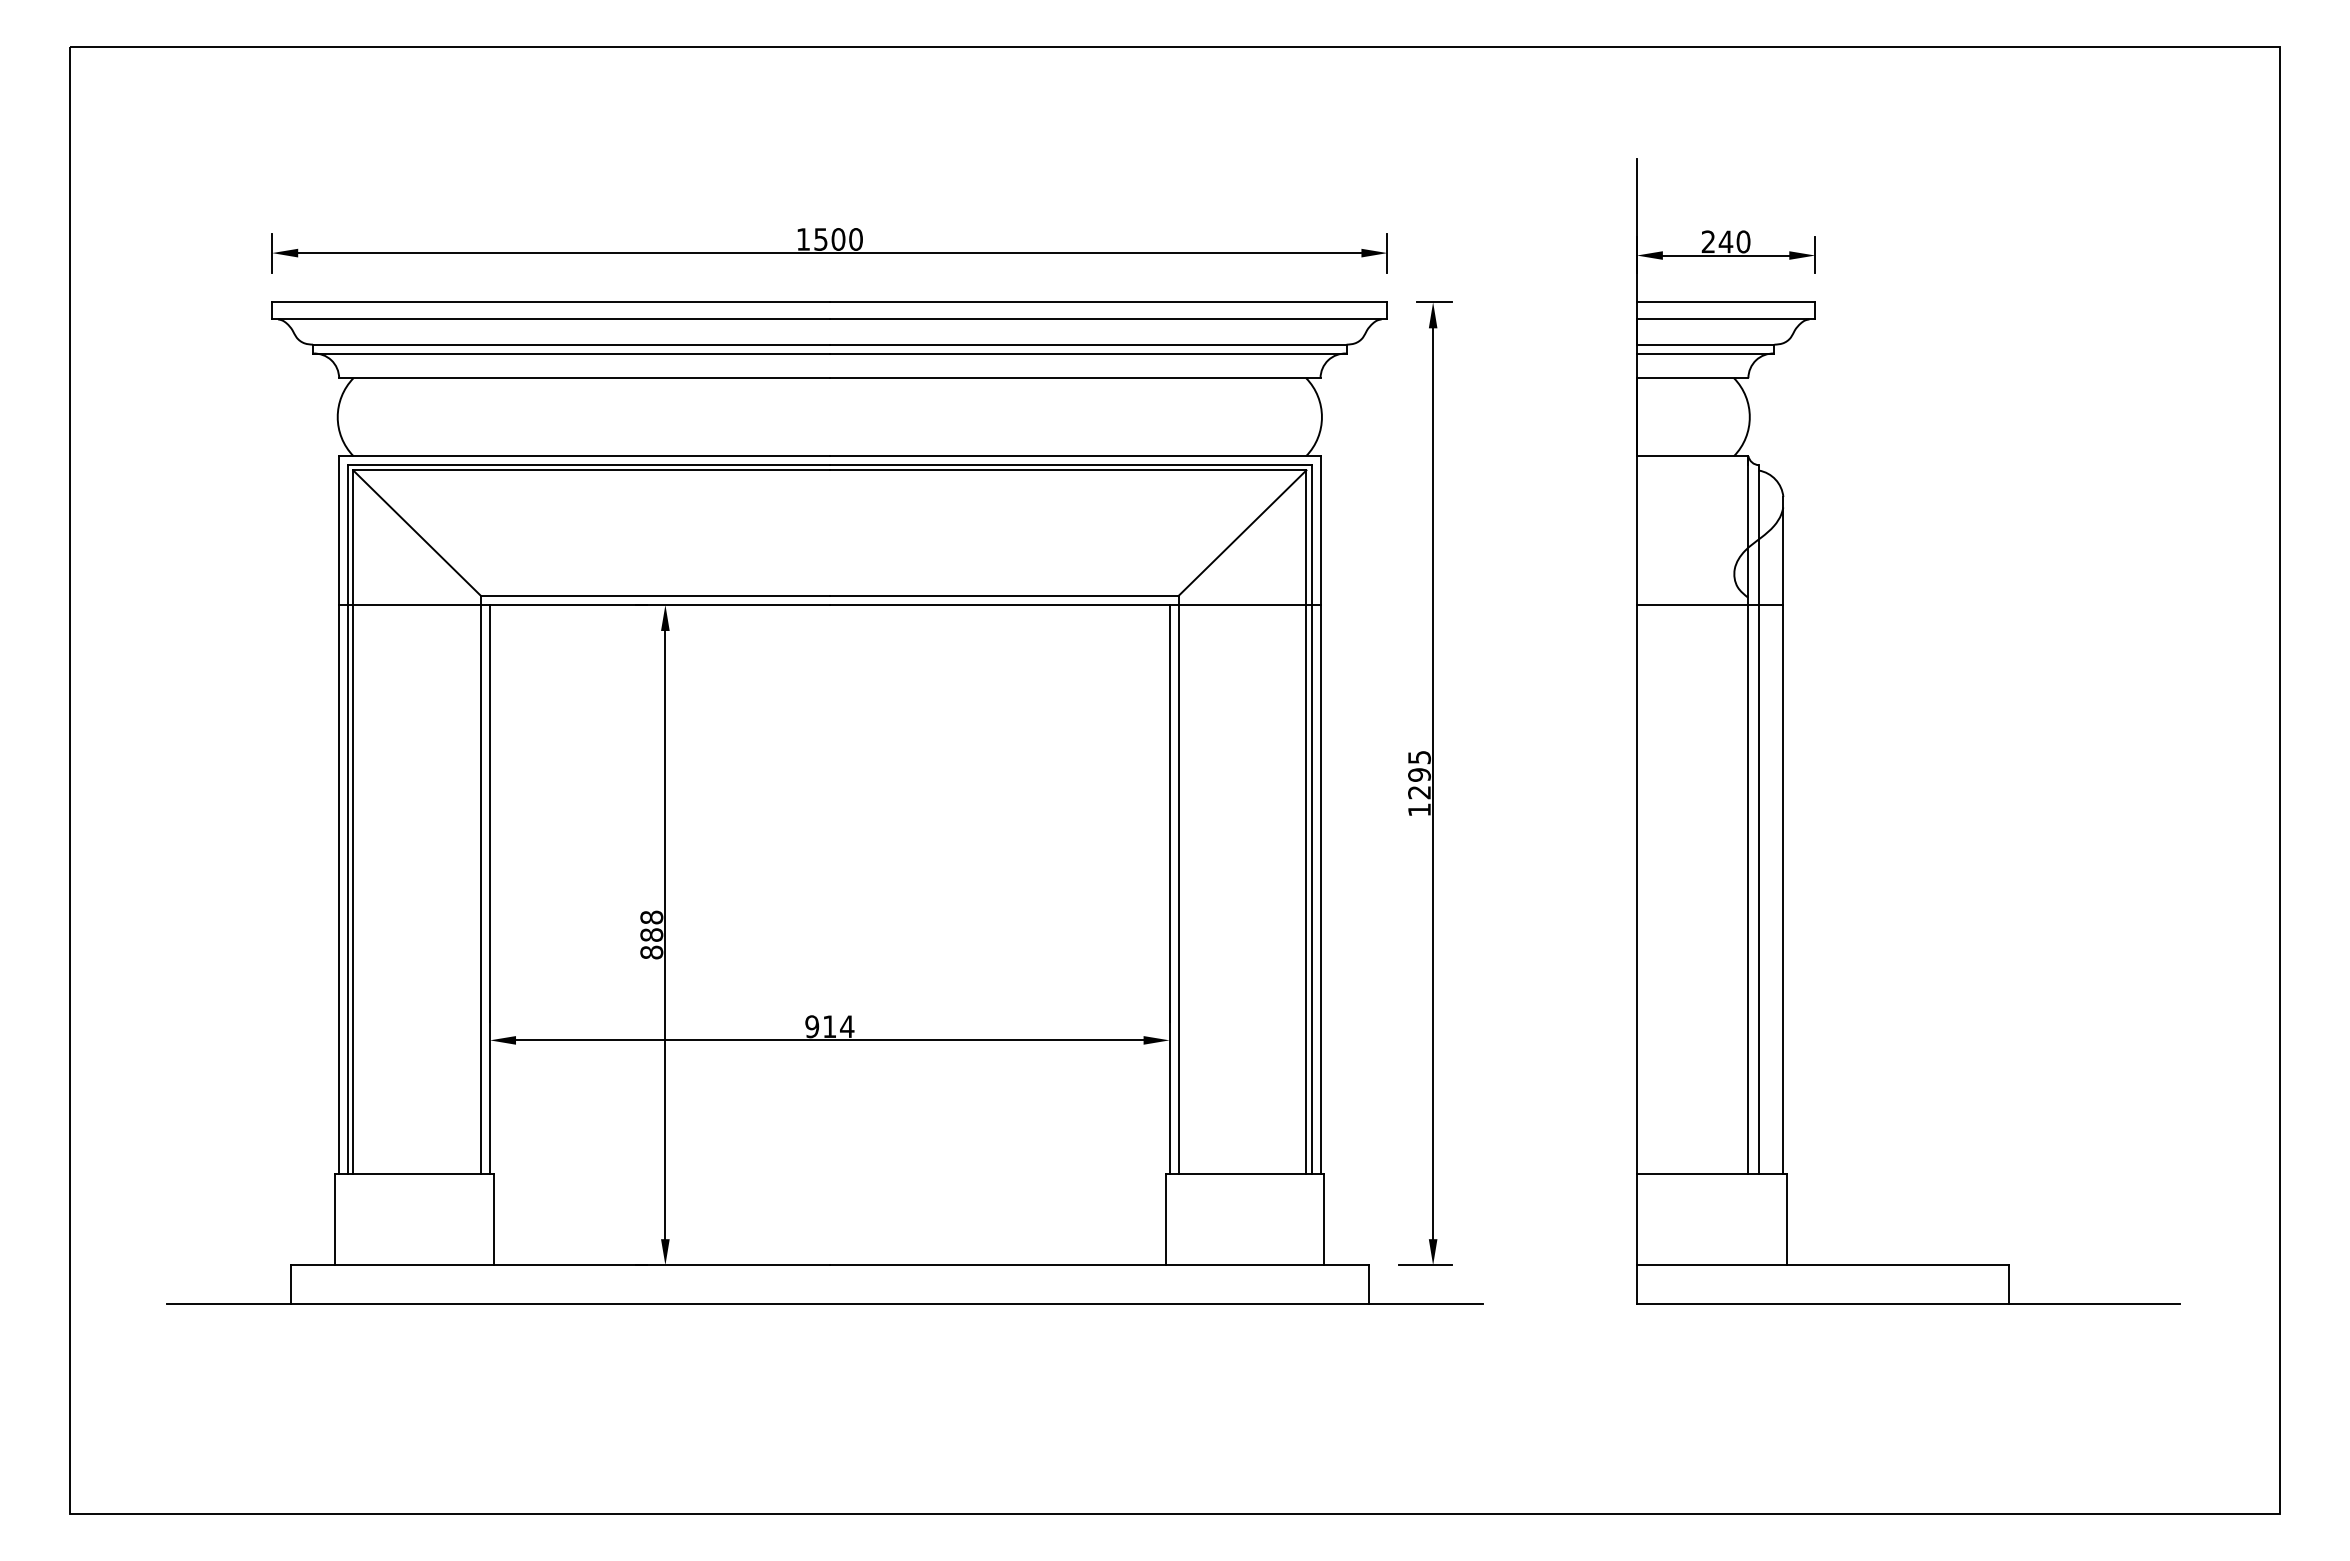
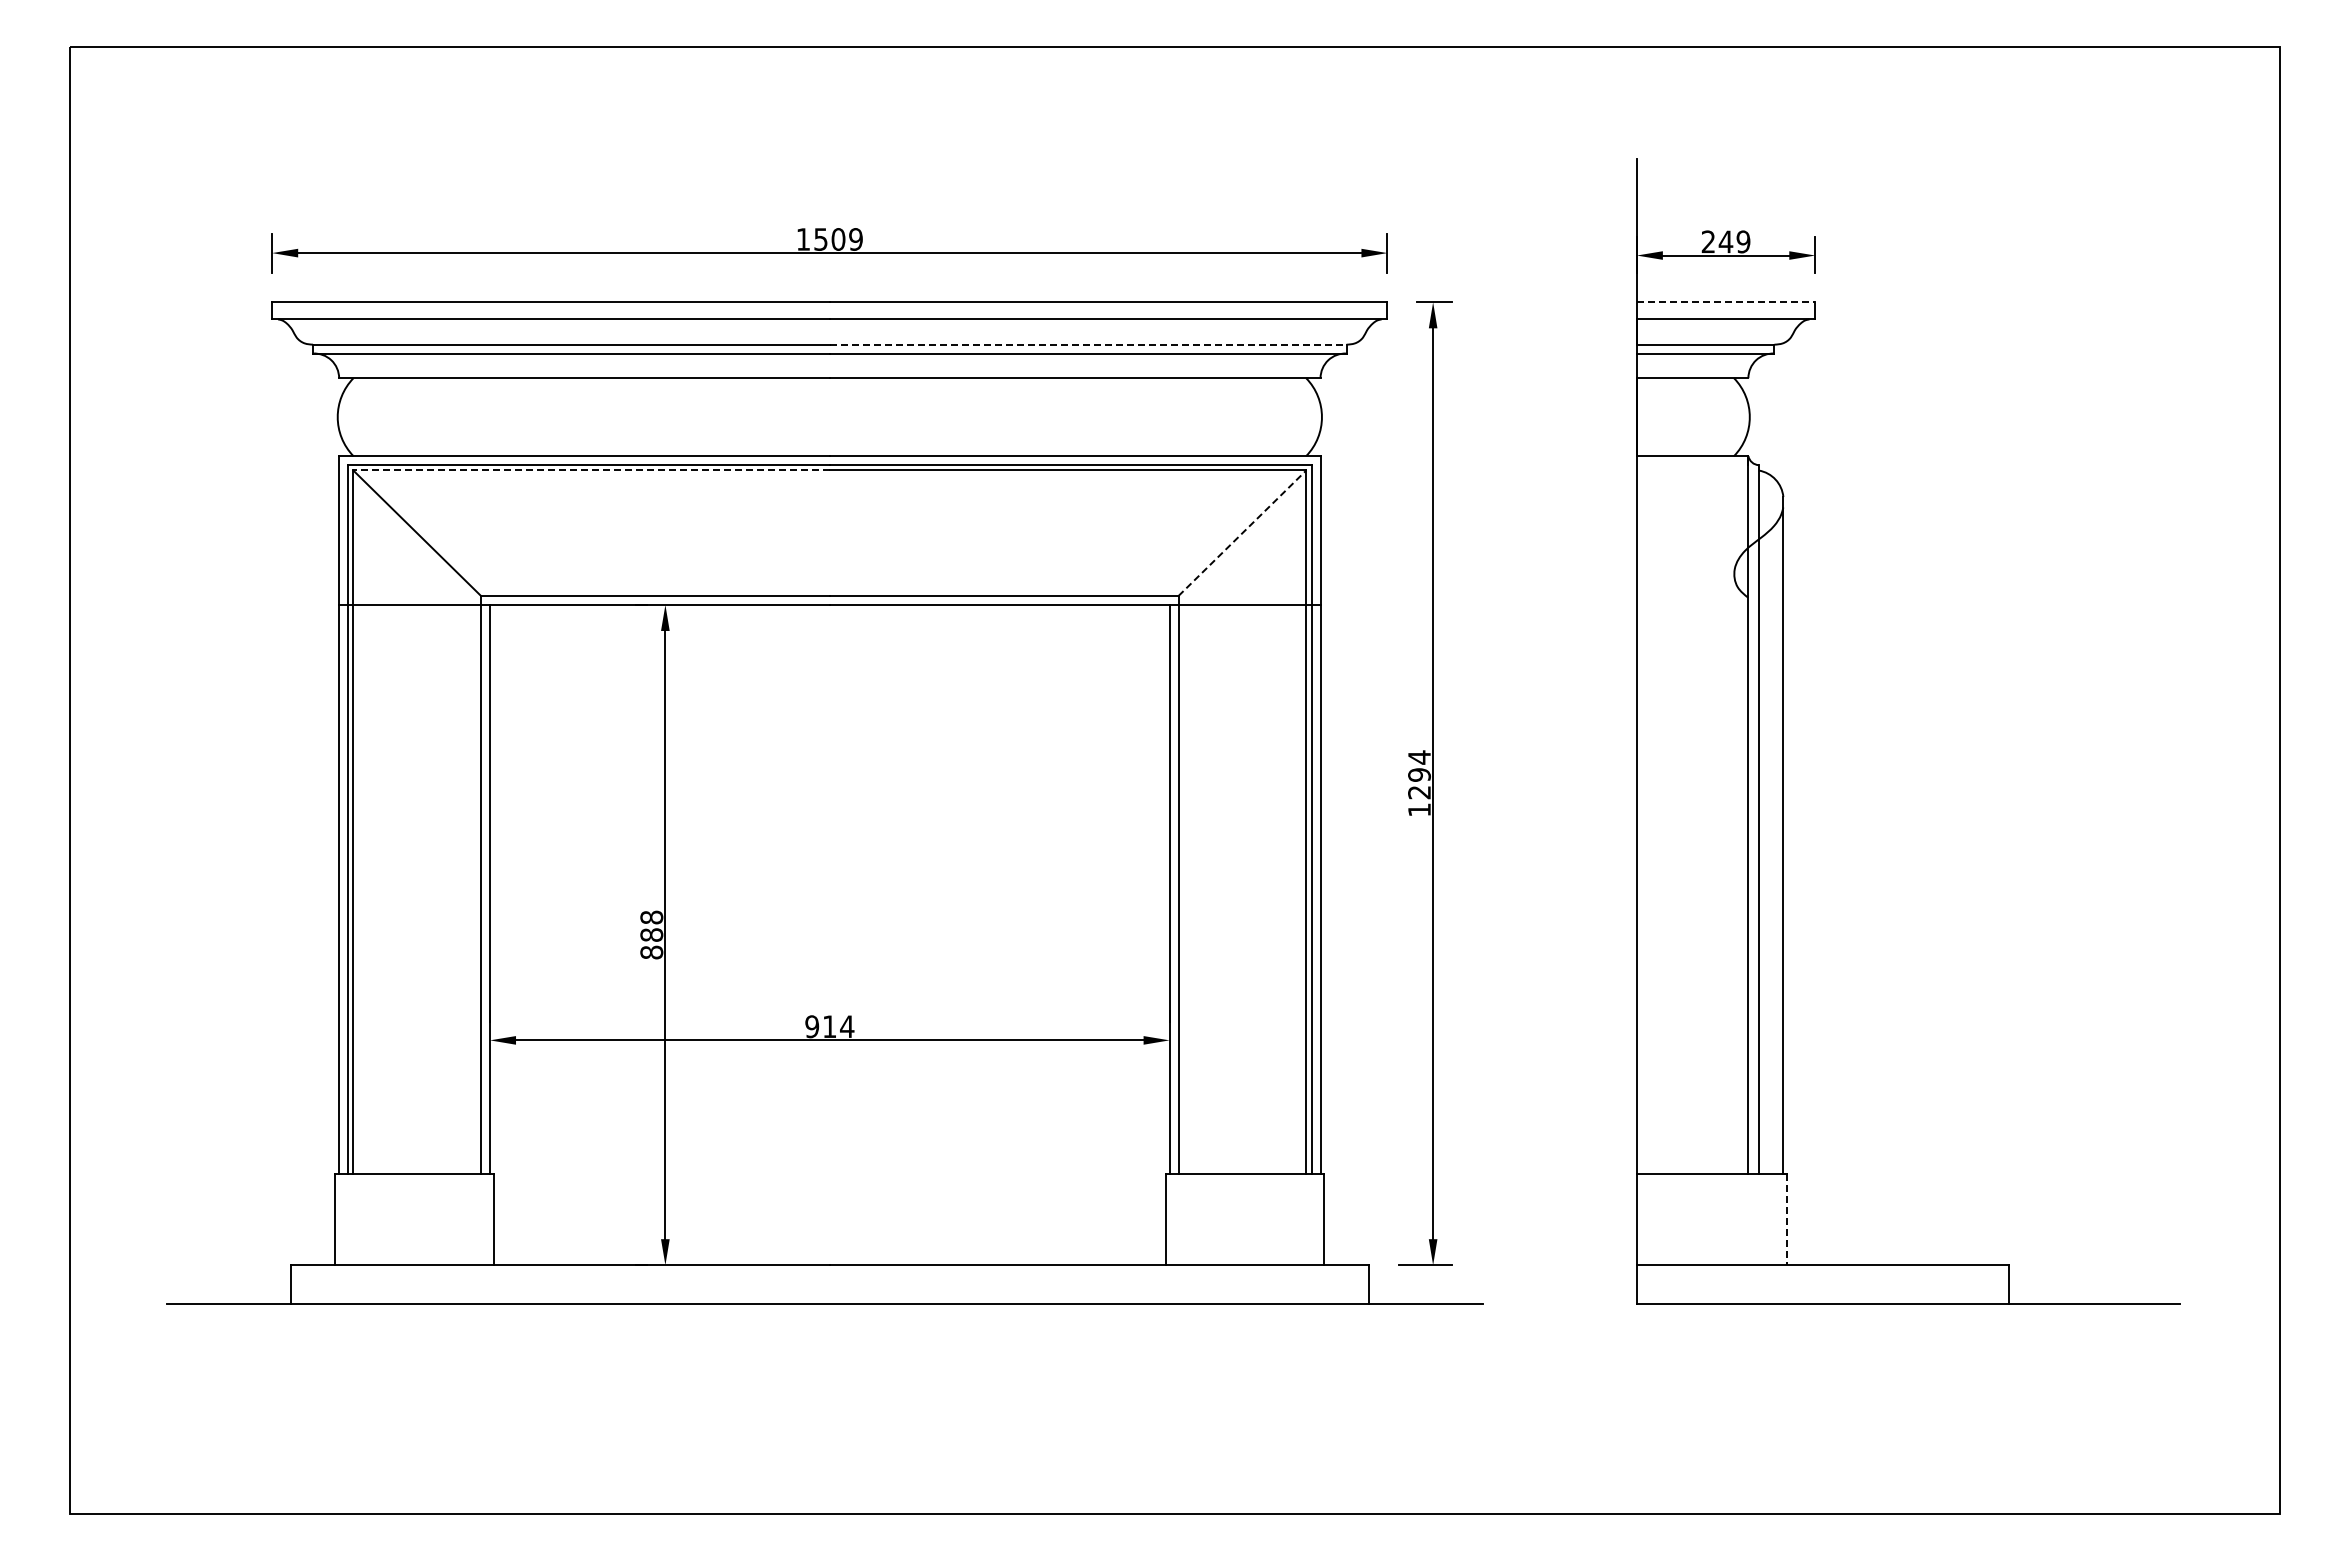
text: 1500 -> 1509 (855, 239)
text: 240 -> 249 (1743, 241)
line: solid -> dashed (1726, 302)
line: solid -> dashed (1088, 344)
line: solid -> dashed (591, 470)
line: solid -> dashed (1242, 533)
line: present -> none (1709, 604)
text: 1295 -> 1294 (1419, 757)
line: solid -> dashed (1787, 1219)
